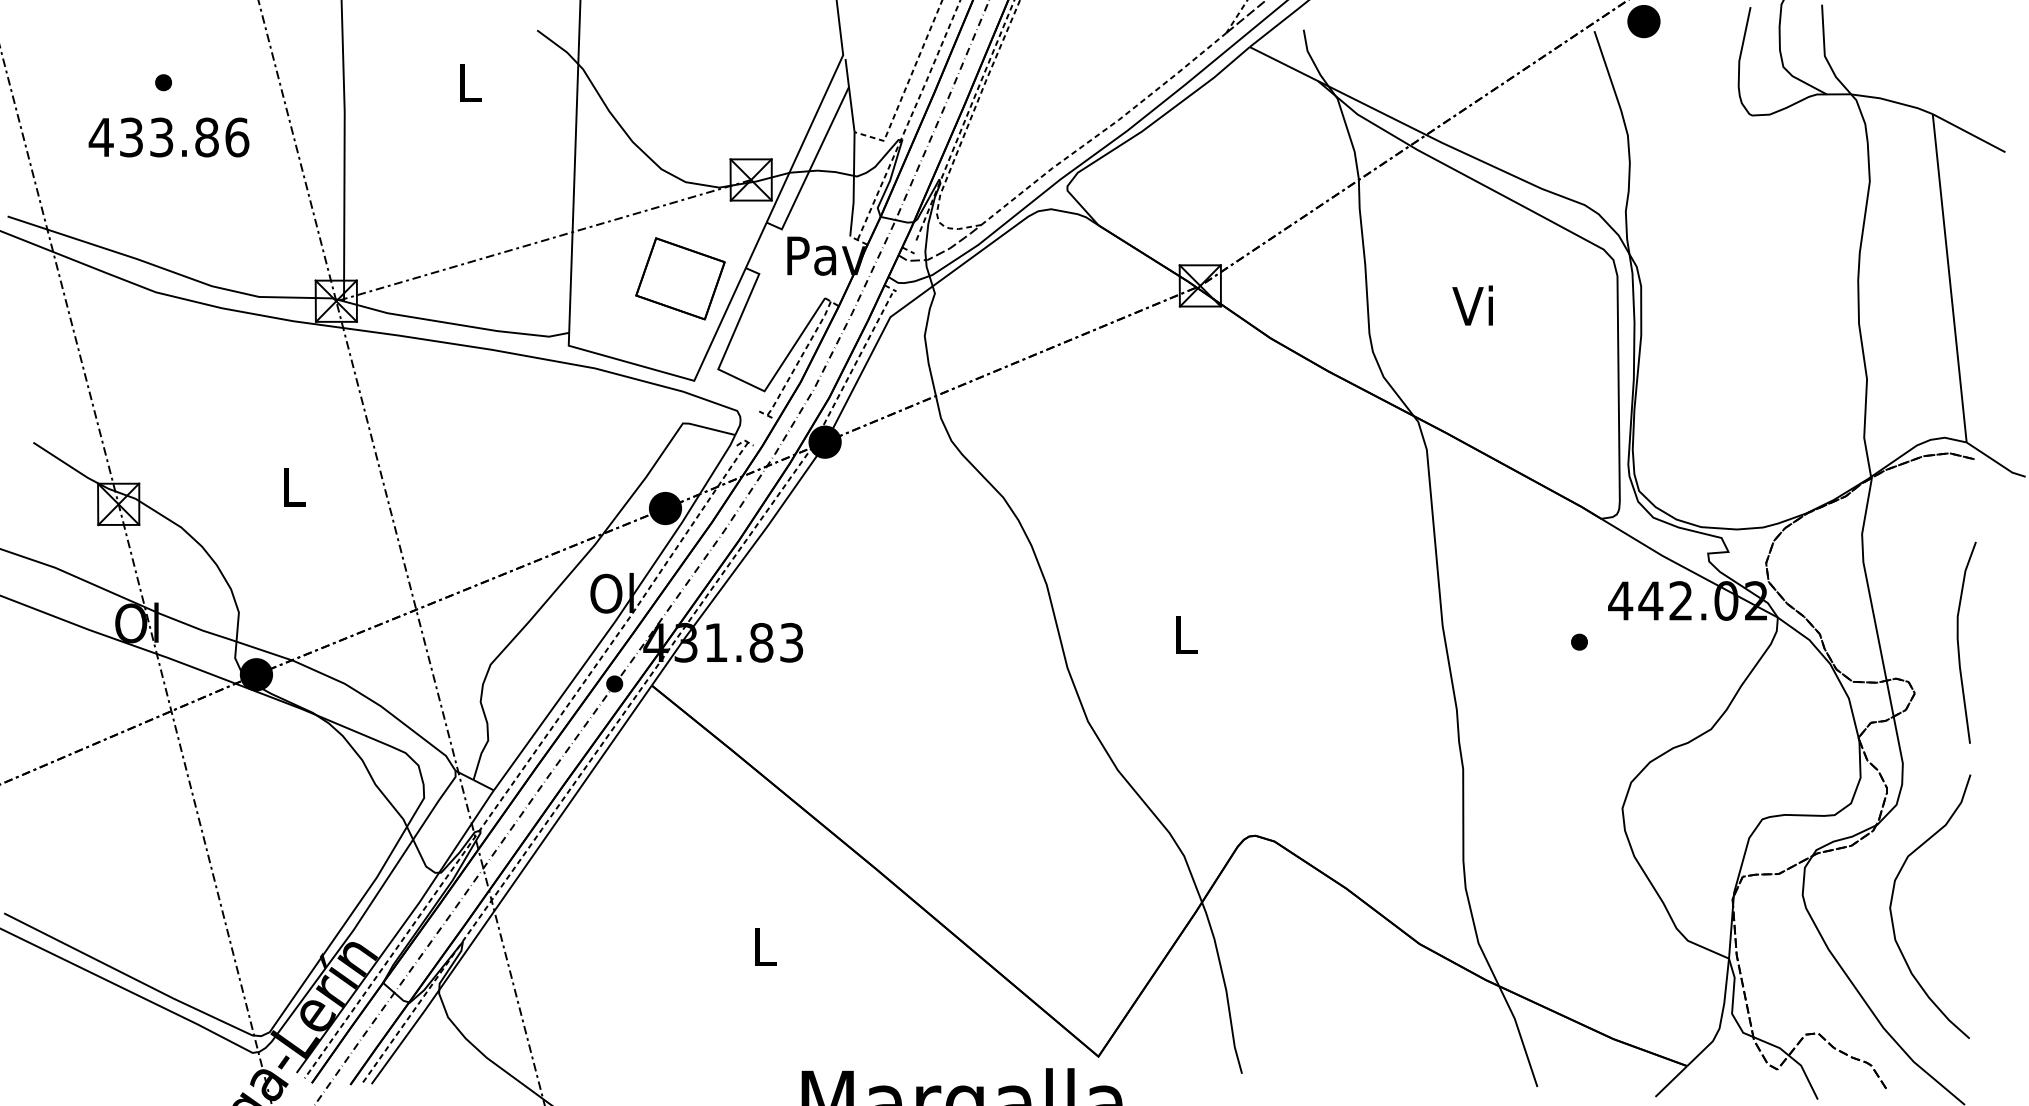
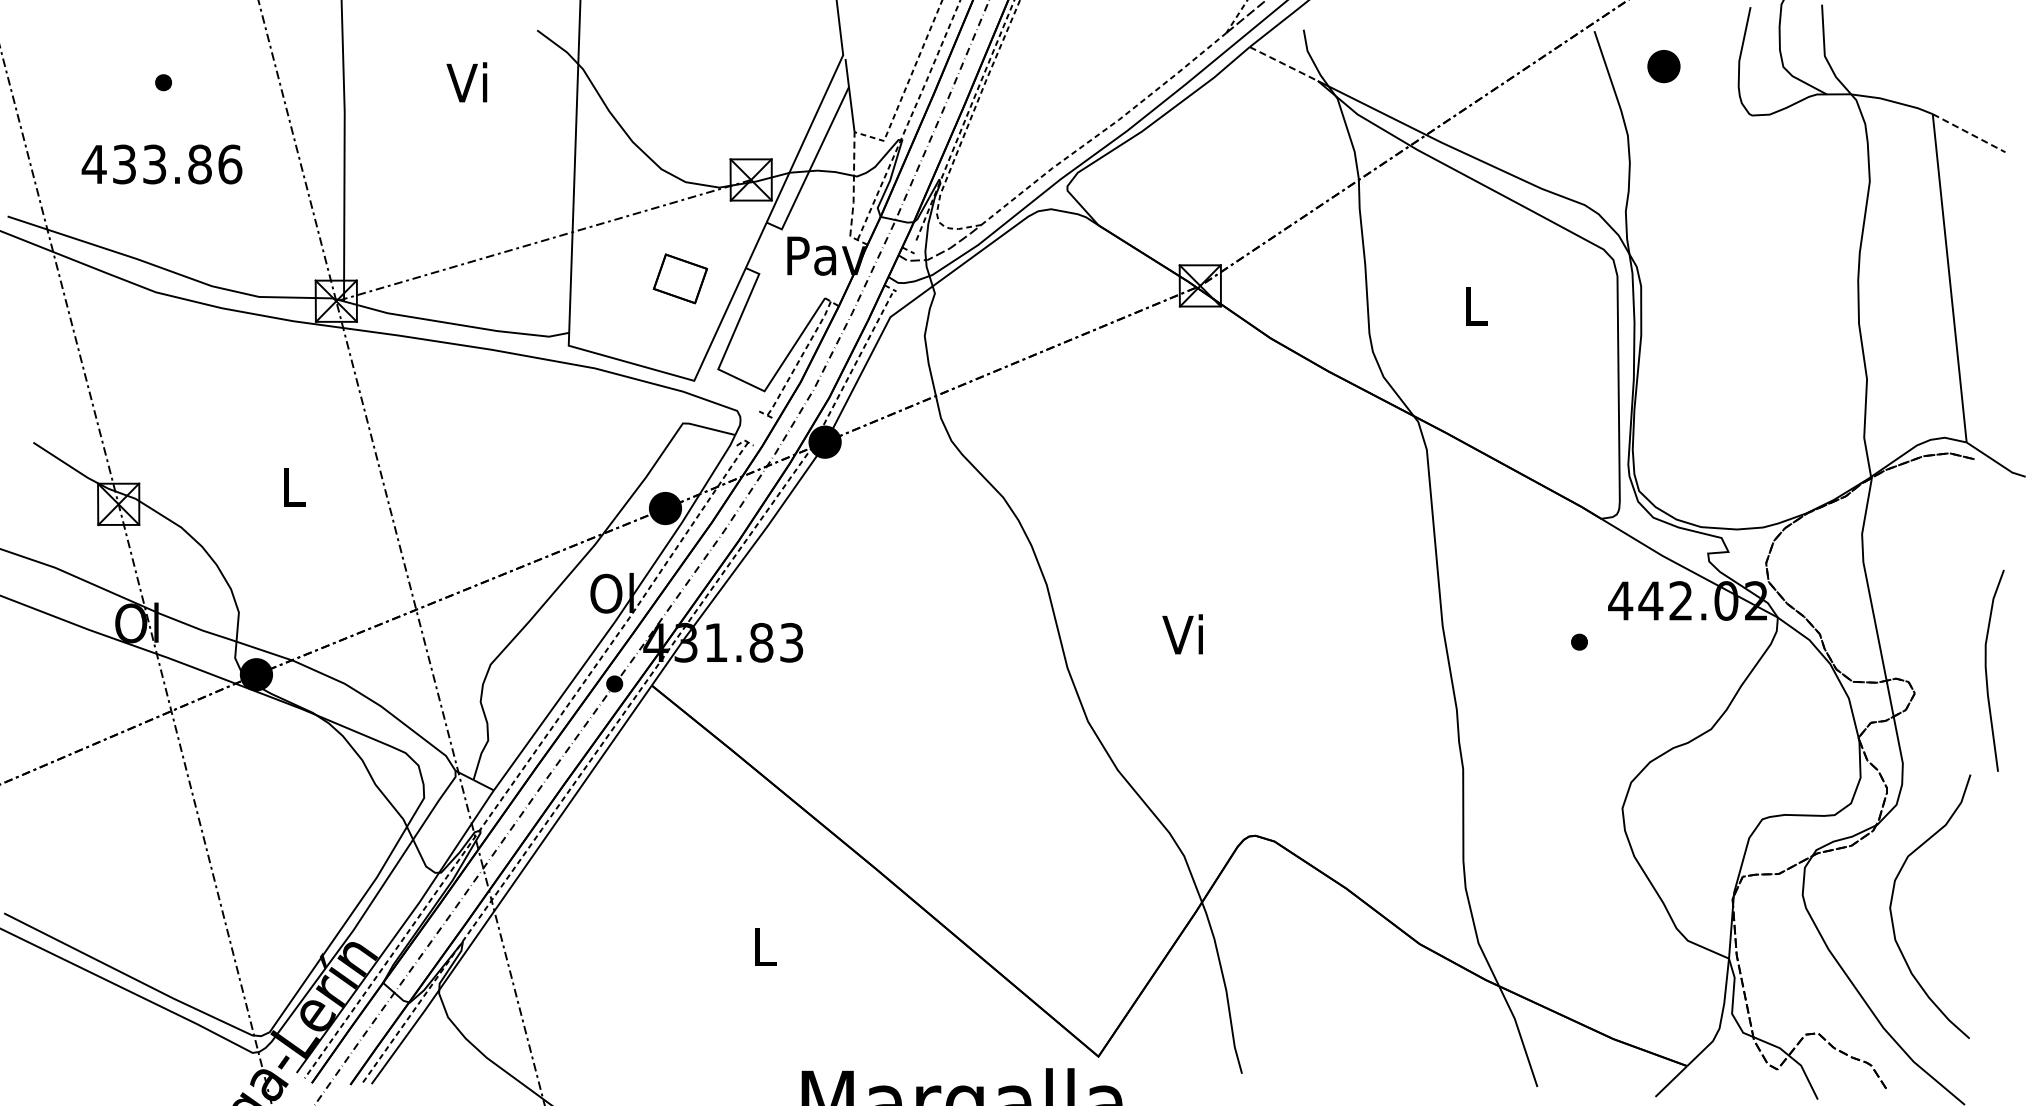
part position: (1643, 21) -> (1663, 66) (1663, 66)
line: solid -> dashed (1284, 64)
text: L -> Vi (466, 82)
line: solid -> dashed (1969, 133)
text position: (168, 137) -> (161, 164) (161, 164)
line: solid -> dashed (853, 184)
part size: 91x84 px -> 56x52 px (679, 278)
text: Vi -> L (1472, 305)
text: L -> Vi (1182, 634)
curve position: (1959, 645) -> (1987, 673) (1987, 673)
